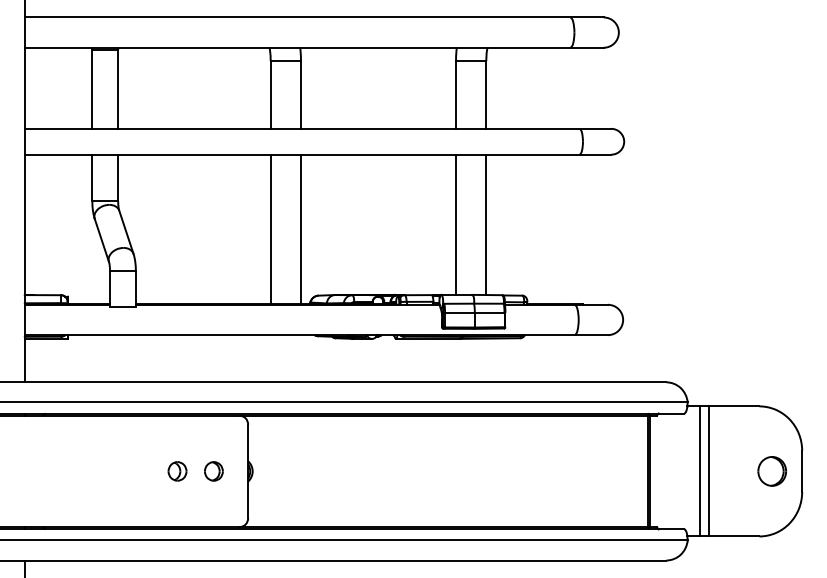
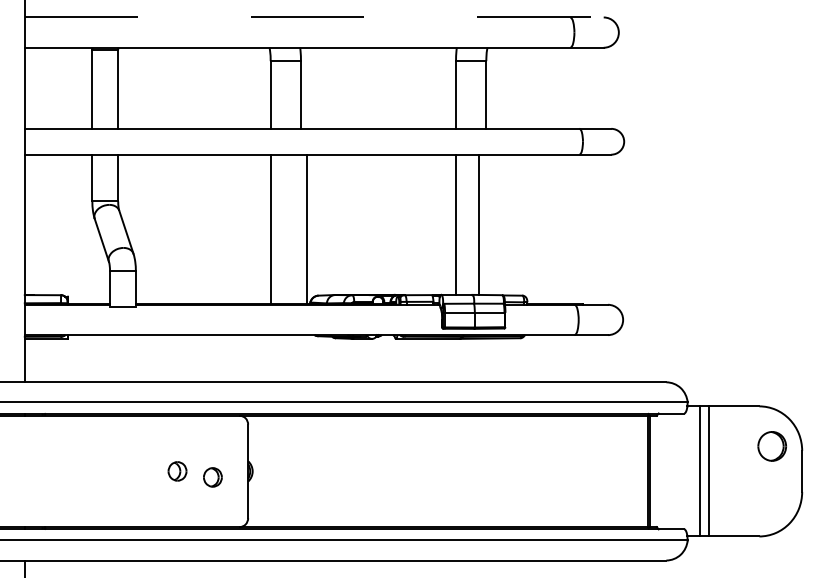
line: solid -> dashed (314, 17)
line position: (486, 224) -> (479, 224) (479, 224)
line position: (301, 229) -> (307, 229) (307, 229)
part position: (213, 471) -> (212, 477) (212, 477)
part position: (771, 471) -> (771, 446) (771, 446)
